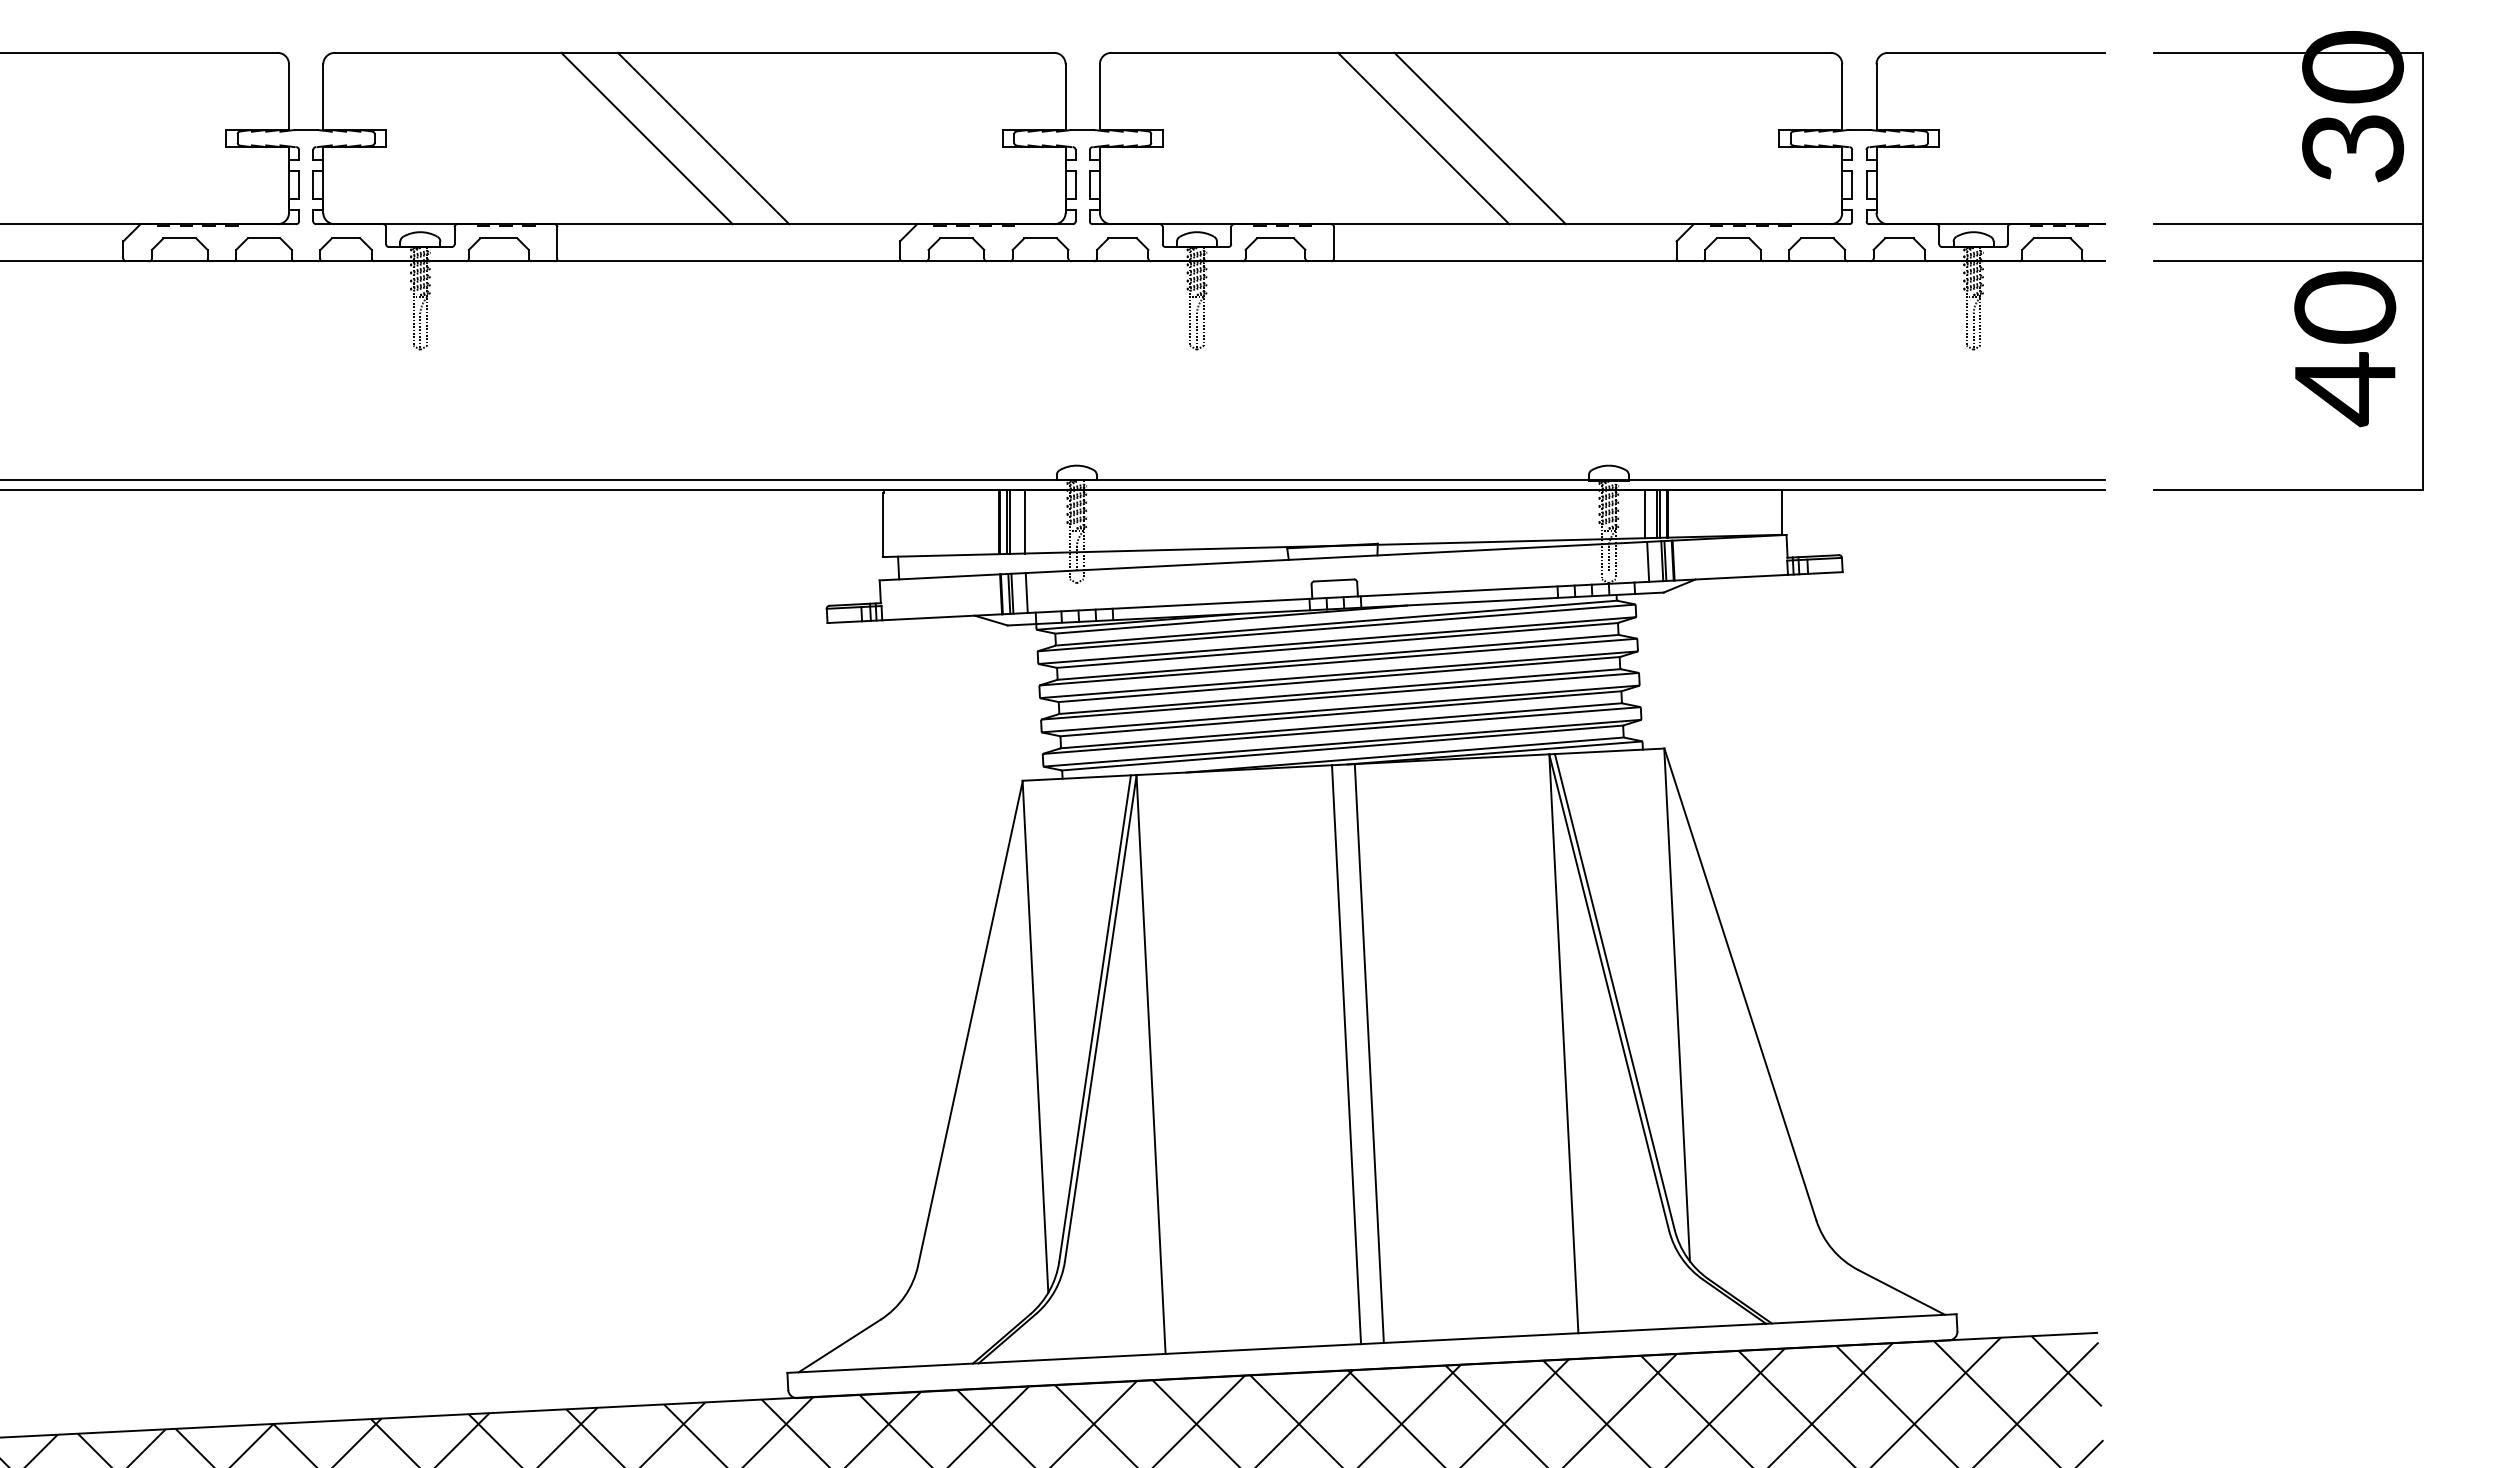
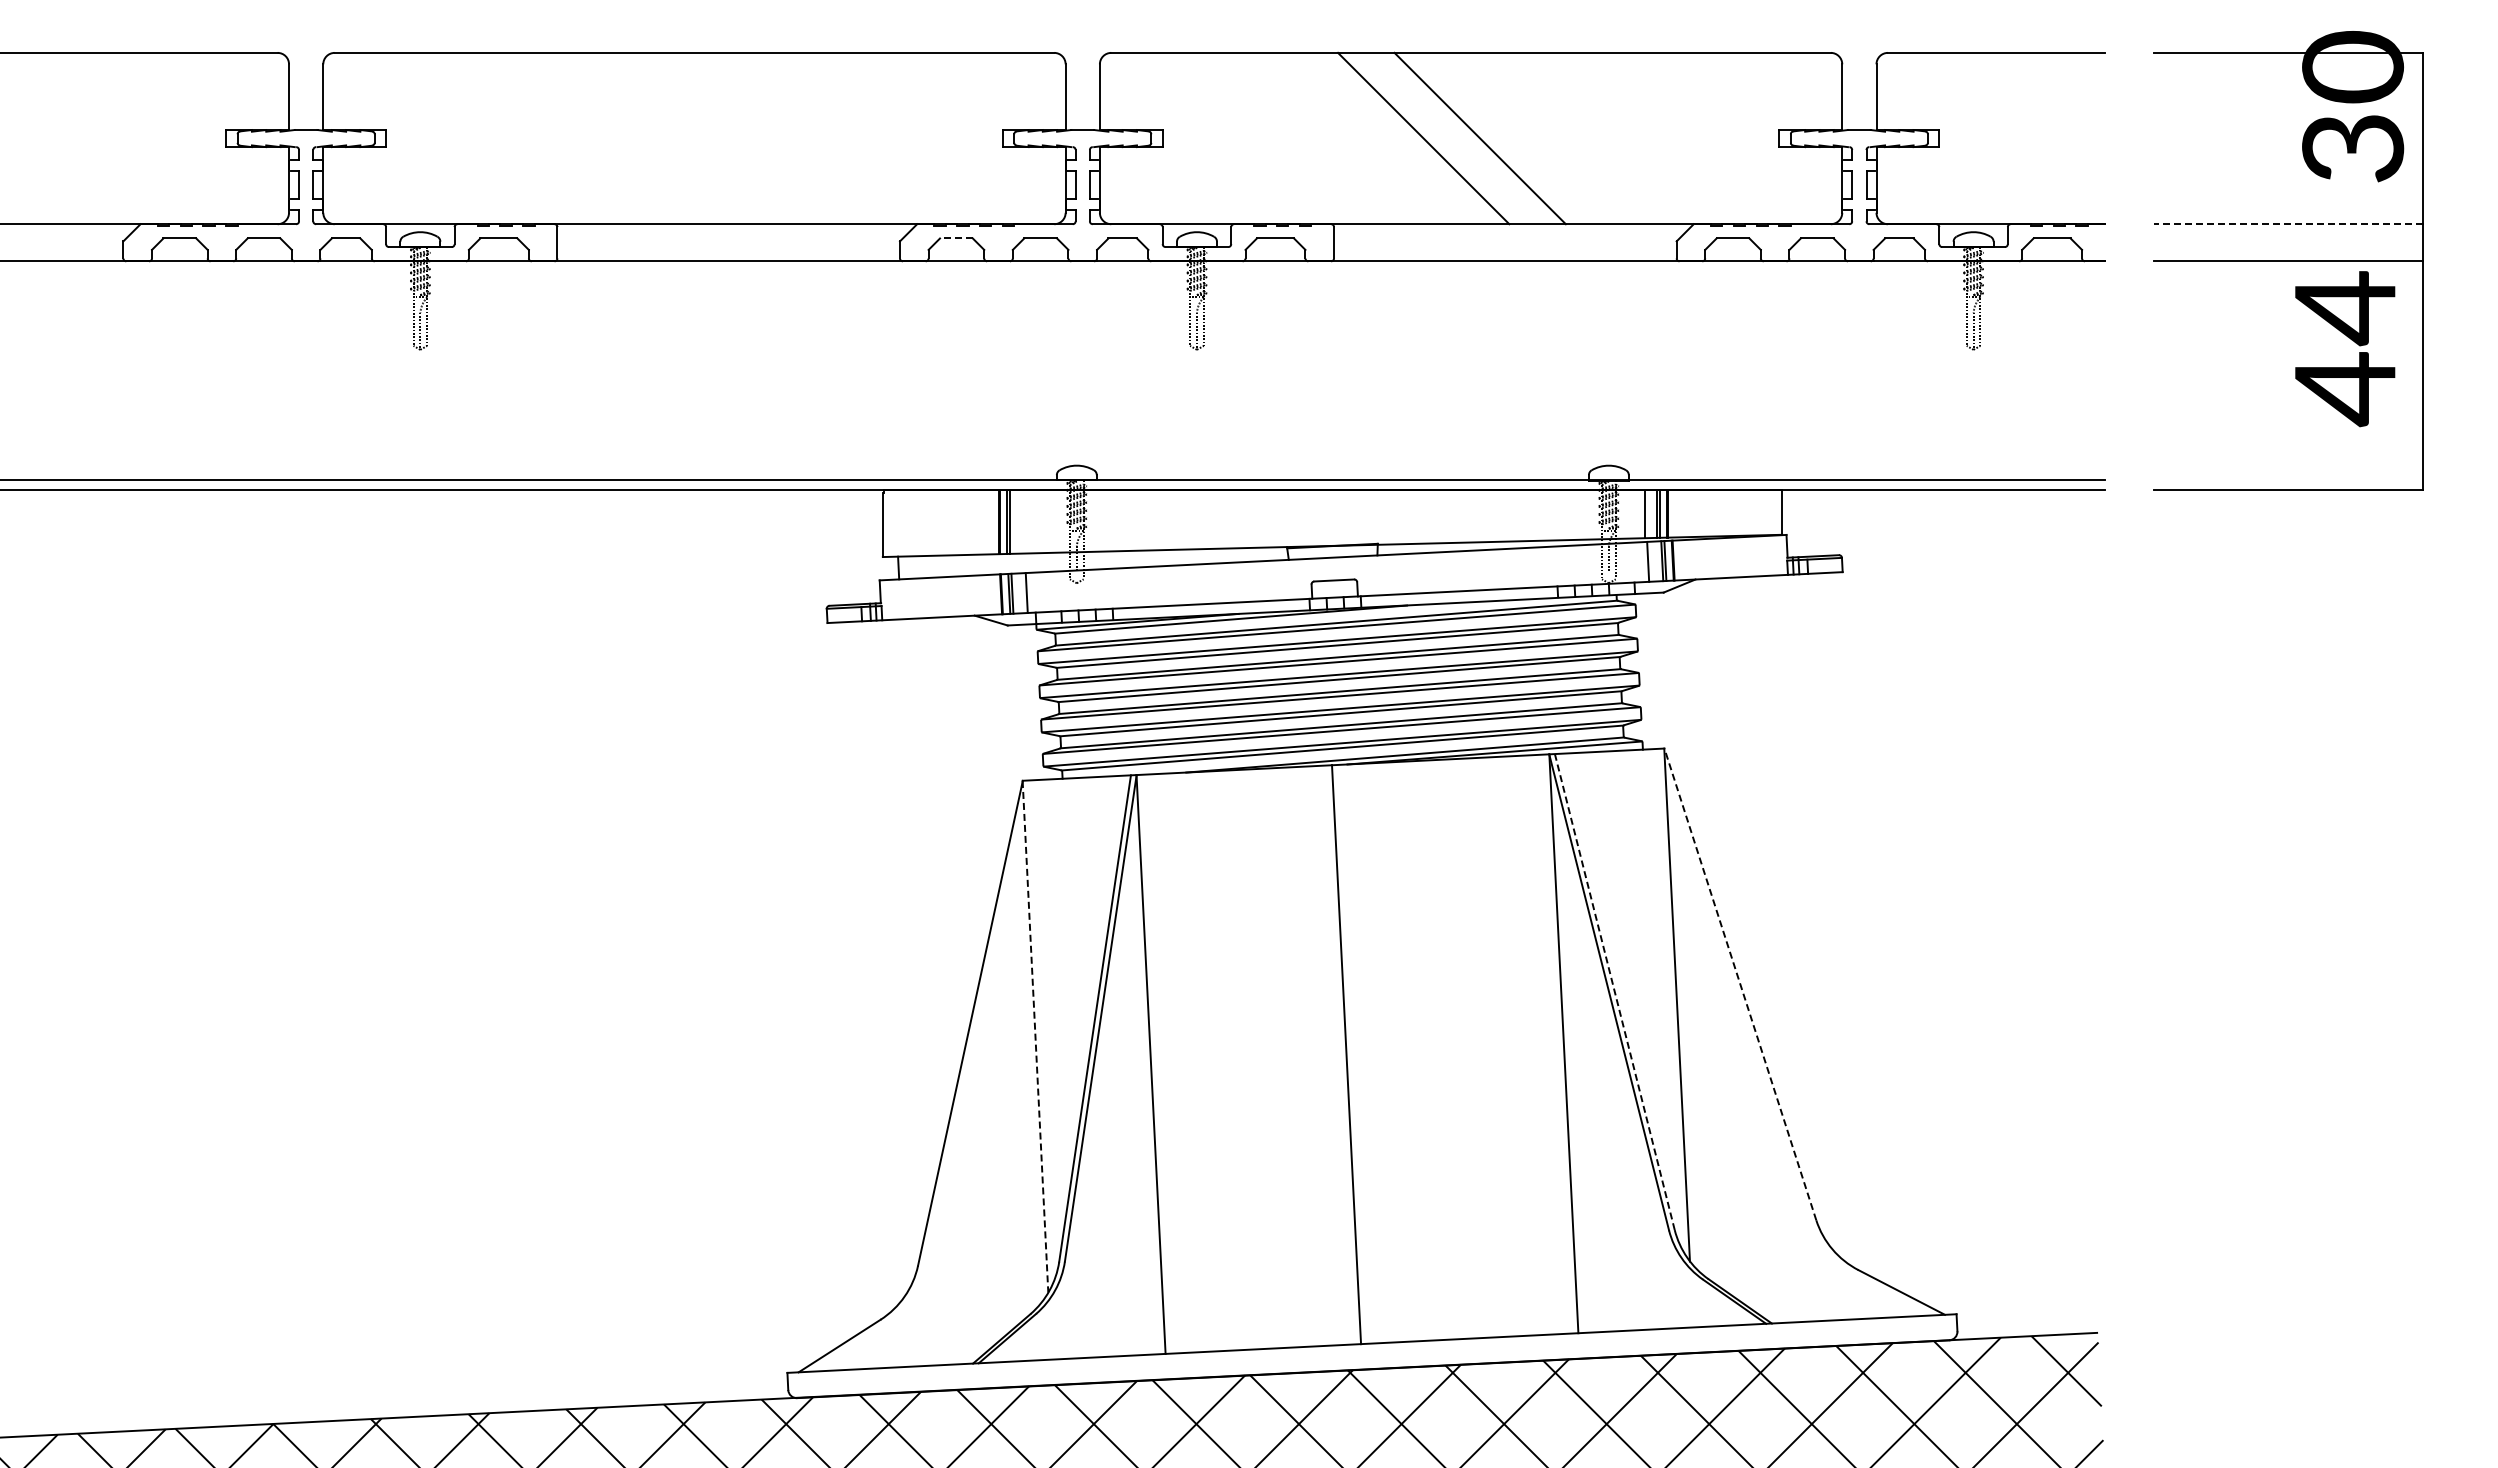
line: present -> none (646, 138)
line: present -> none (703, 138)
line: solid -> dashed (2288, 224)
line: solid -> dashed (955, 238)
text: 40 -> 44 (2345, 308)
line: present -> none (1024, 521)
line: solid -> dashed (1740, 984)
line: solid -> dashed (1614, 991)
line: solid -> dashed (1035, 1037)
line: present -> none (1368, 1053)
